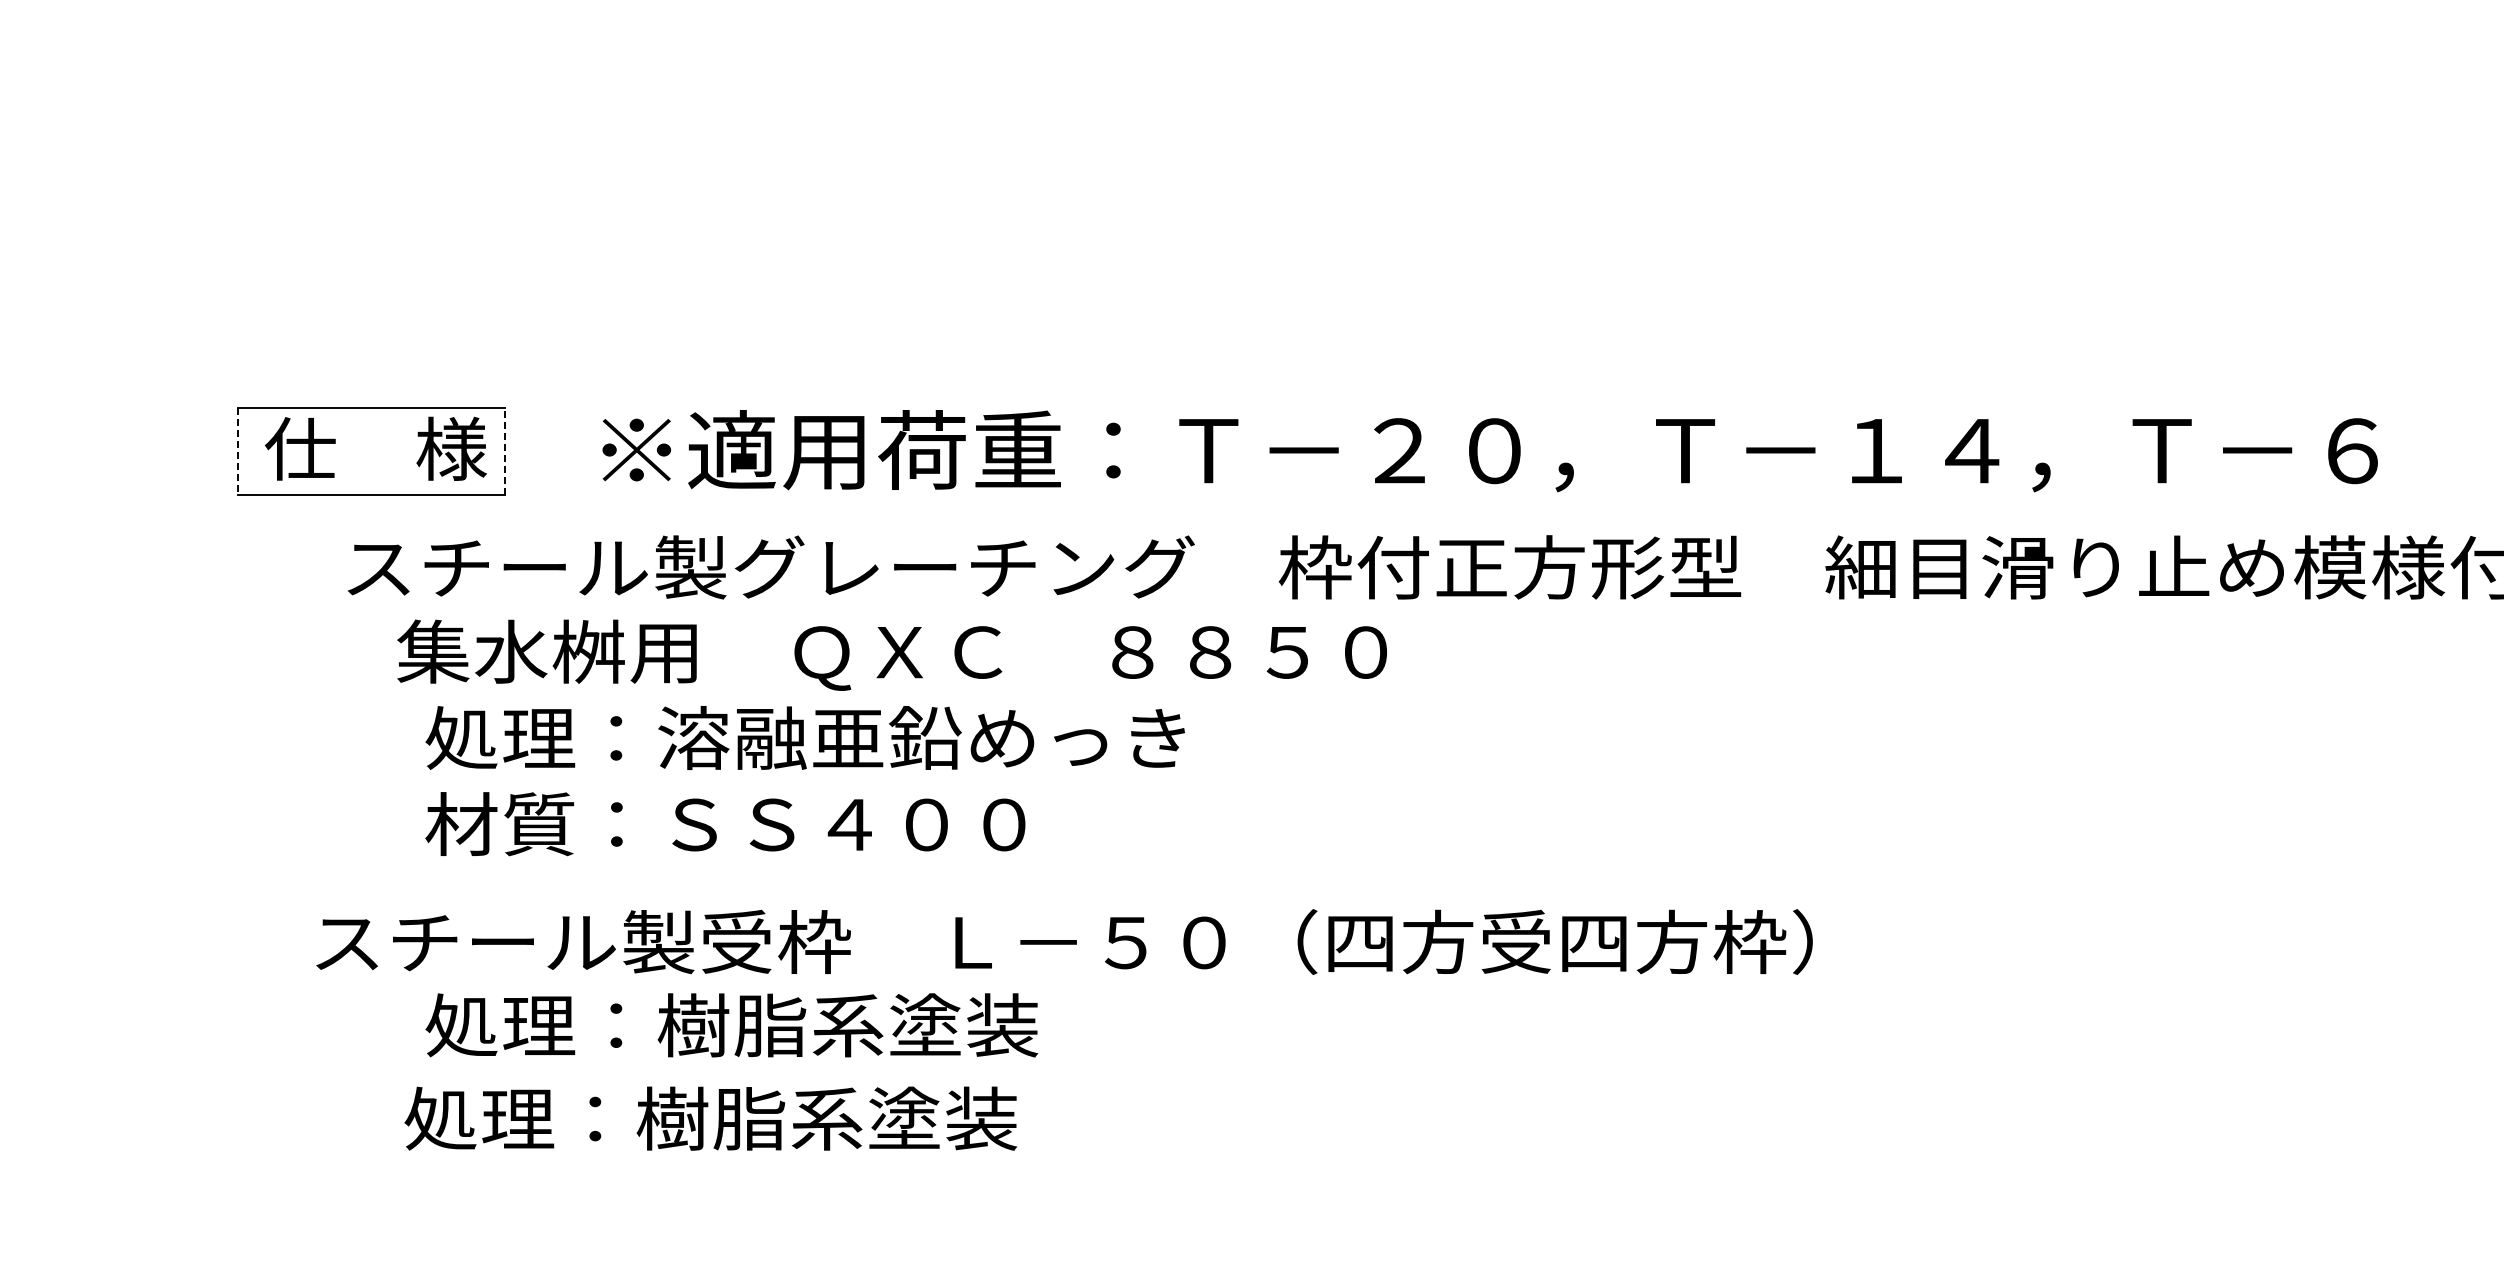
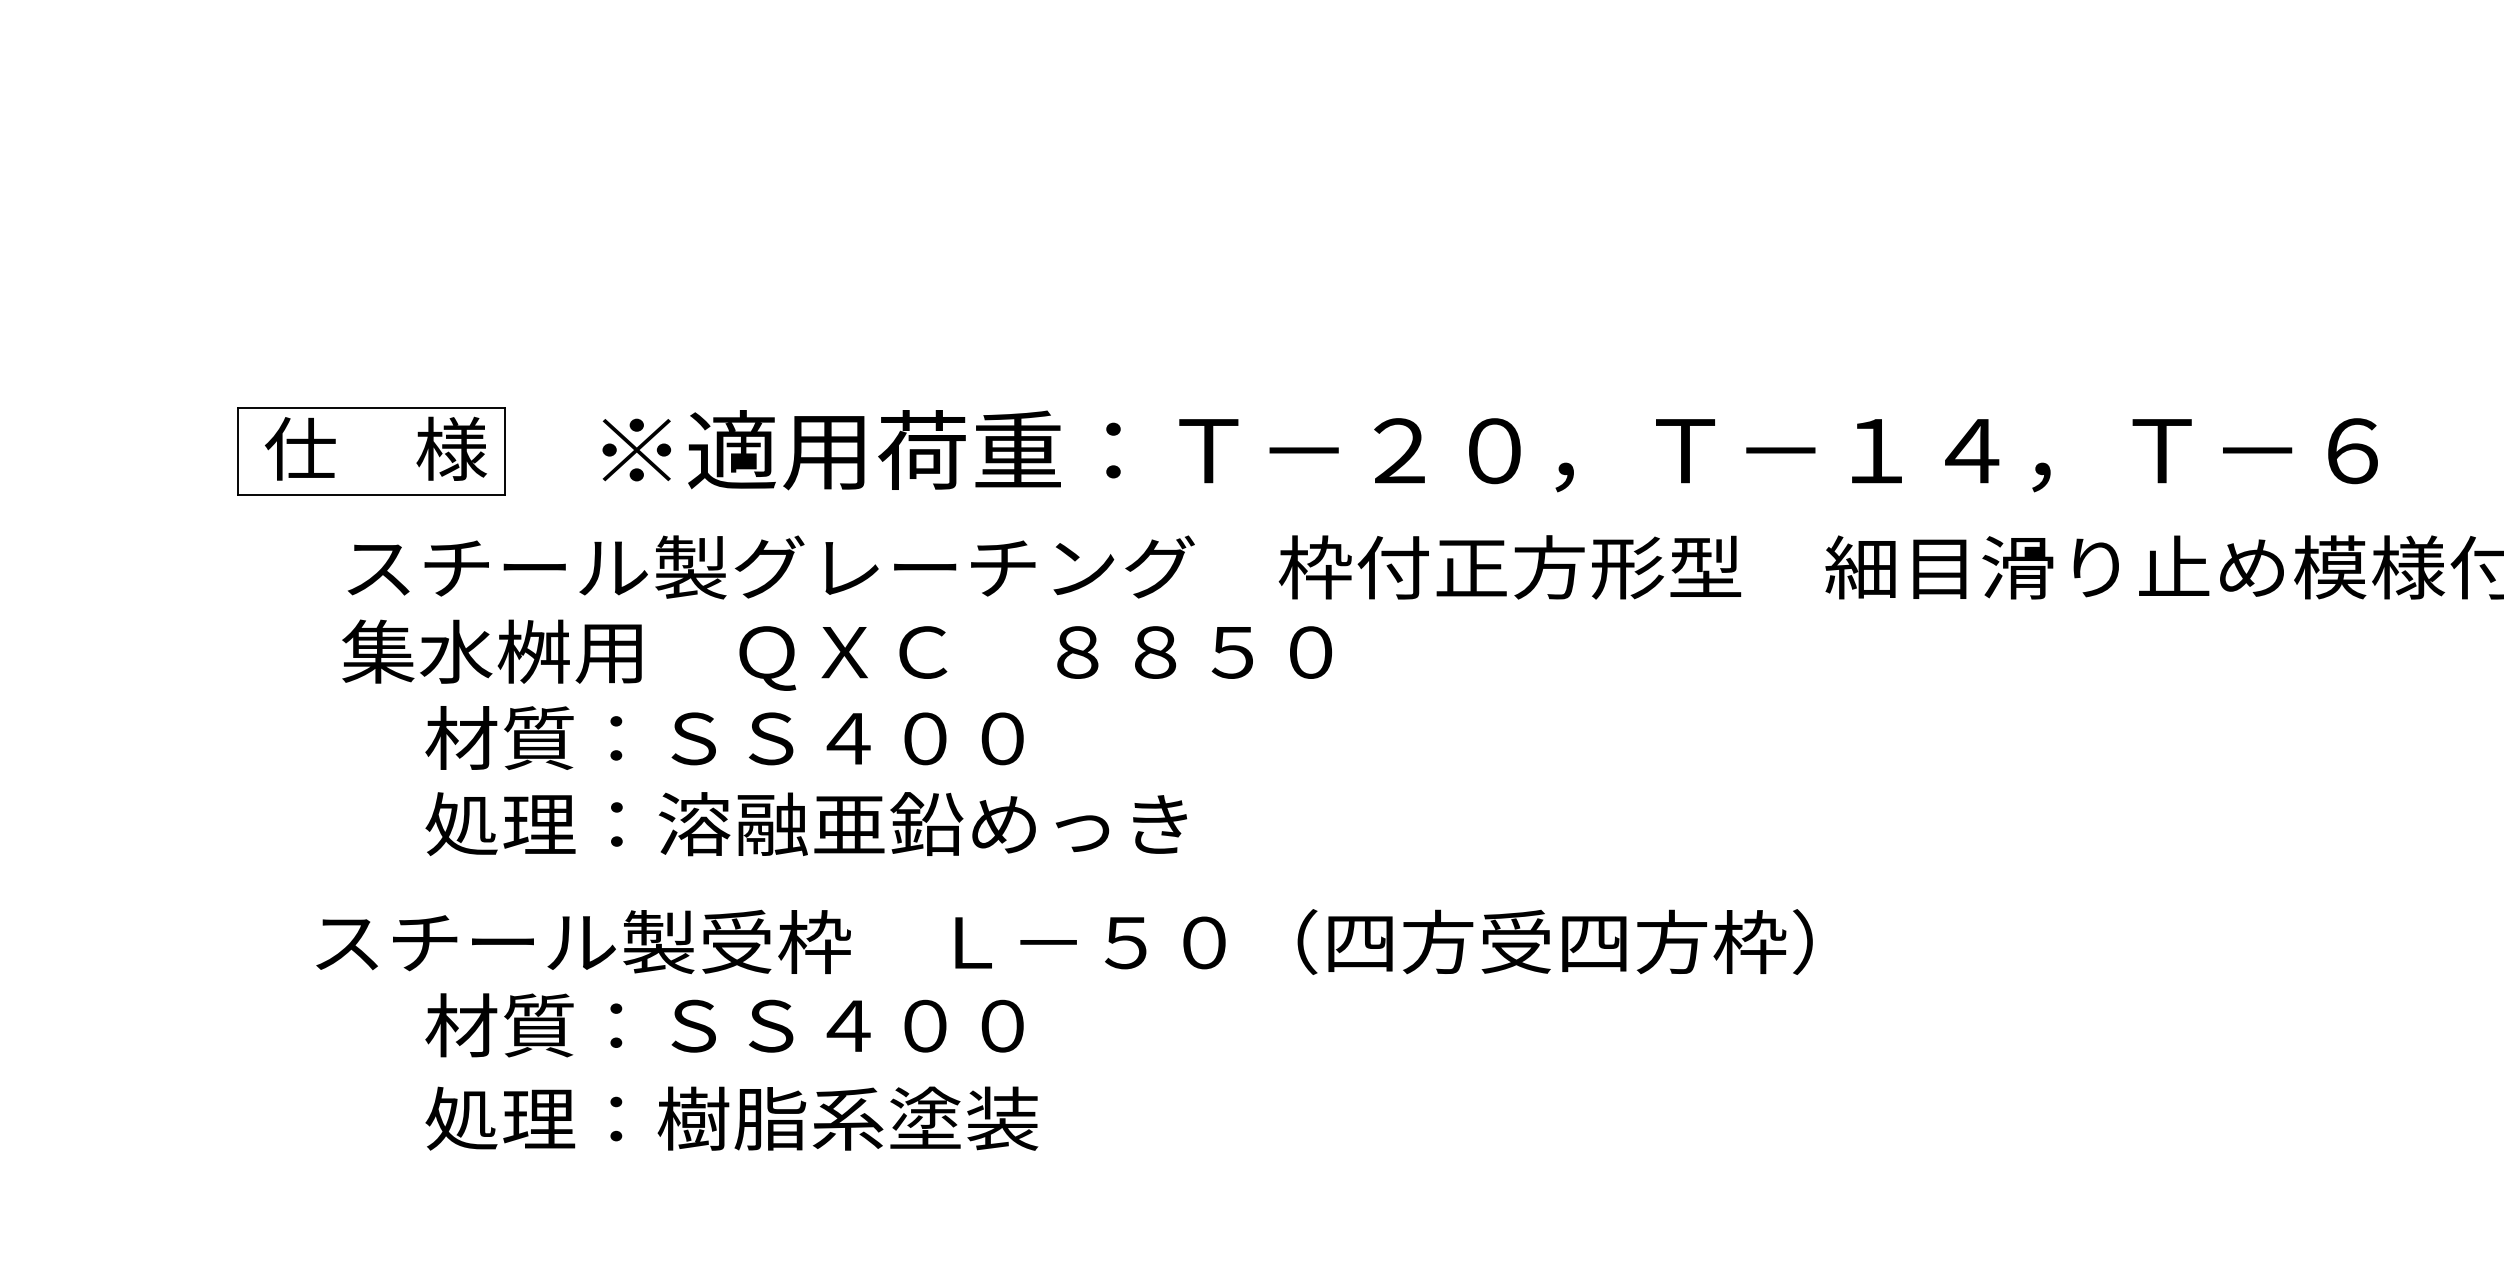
line: dashed -> solid (238, 451)
line: dashed -> solid (505, 451)
text position: (891, 654) -> (836, 654) (836, 654)
text: 処理：溶融亜鉛めっき -> 材質：ＳＳ４００ (804, 738)
text: 材質：ＳＳ４００ -> 処理：溶融亜鉛めっき (806, 824)
text: 処理：樹脂系塗装 -> 材質：ＳＳ４００ (731, 1025)
text position: (710, 1118) -> (731, 1118) (731, 1118)
